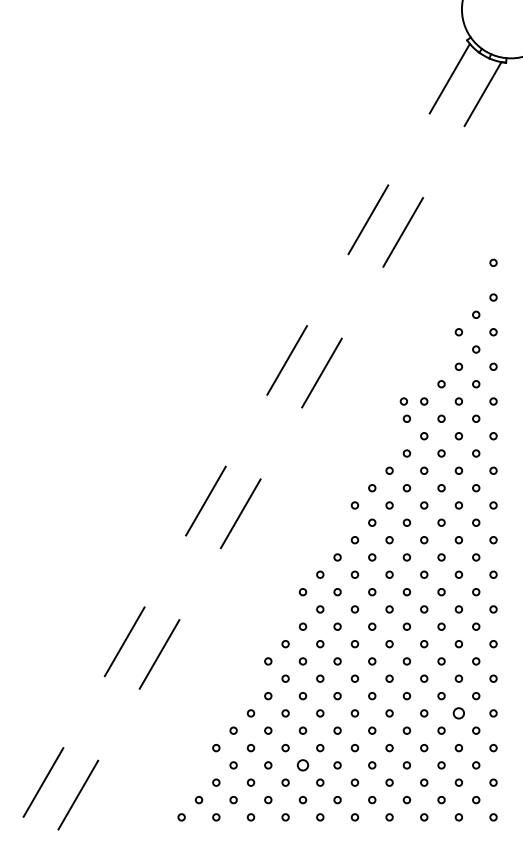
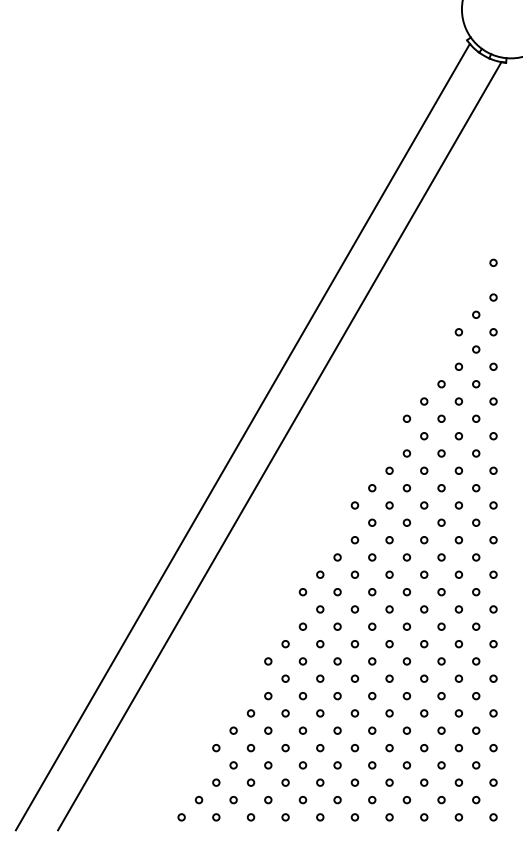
circle: present -> none (403, 401)
line: dashed -> solid (242, 437)
line: dashed -> solid (280, 445)
circle size: 13x13 px -> 10x9 px (458, 713)
circle size: 14x13 px -> 10x9 px (302, 765)
